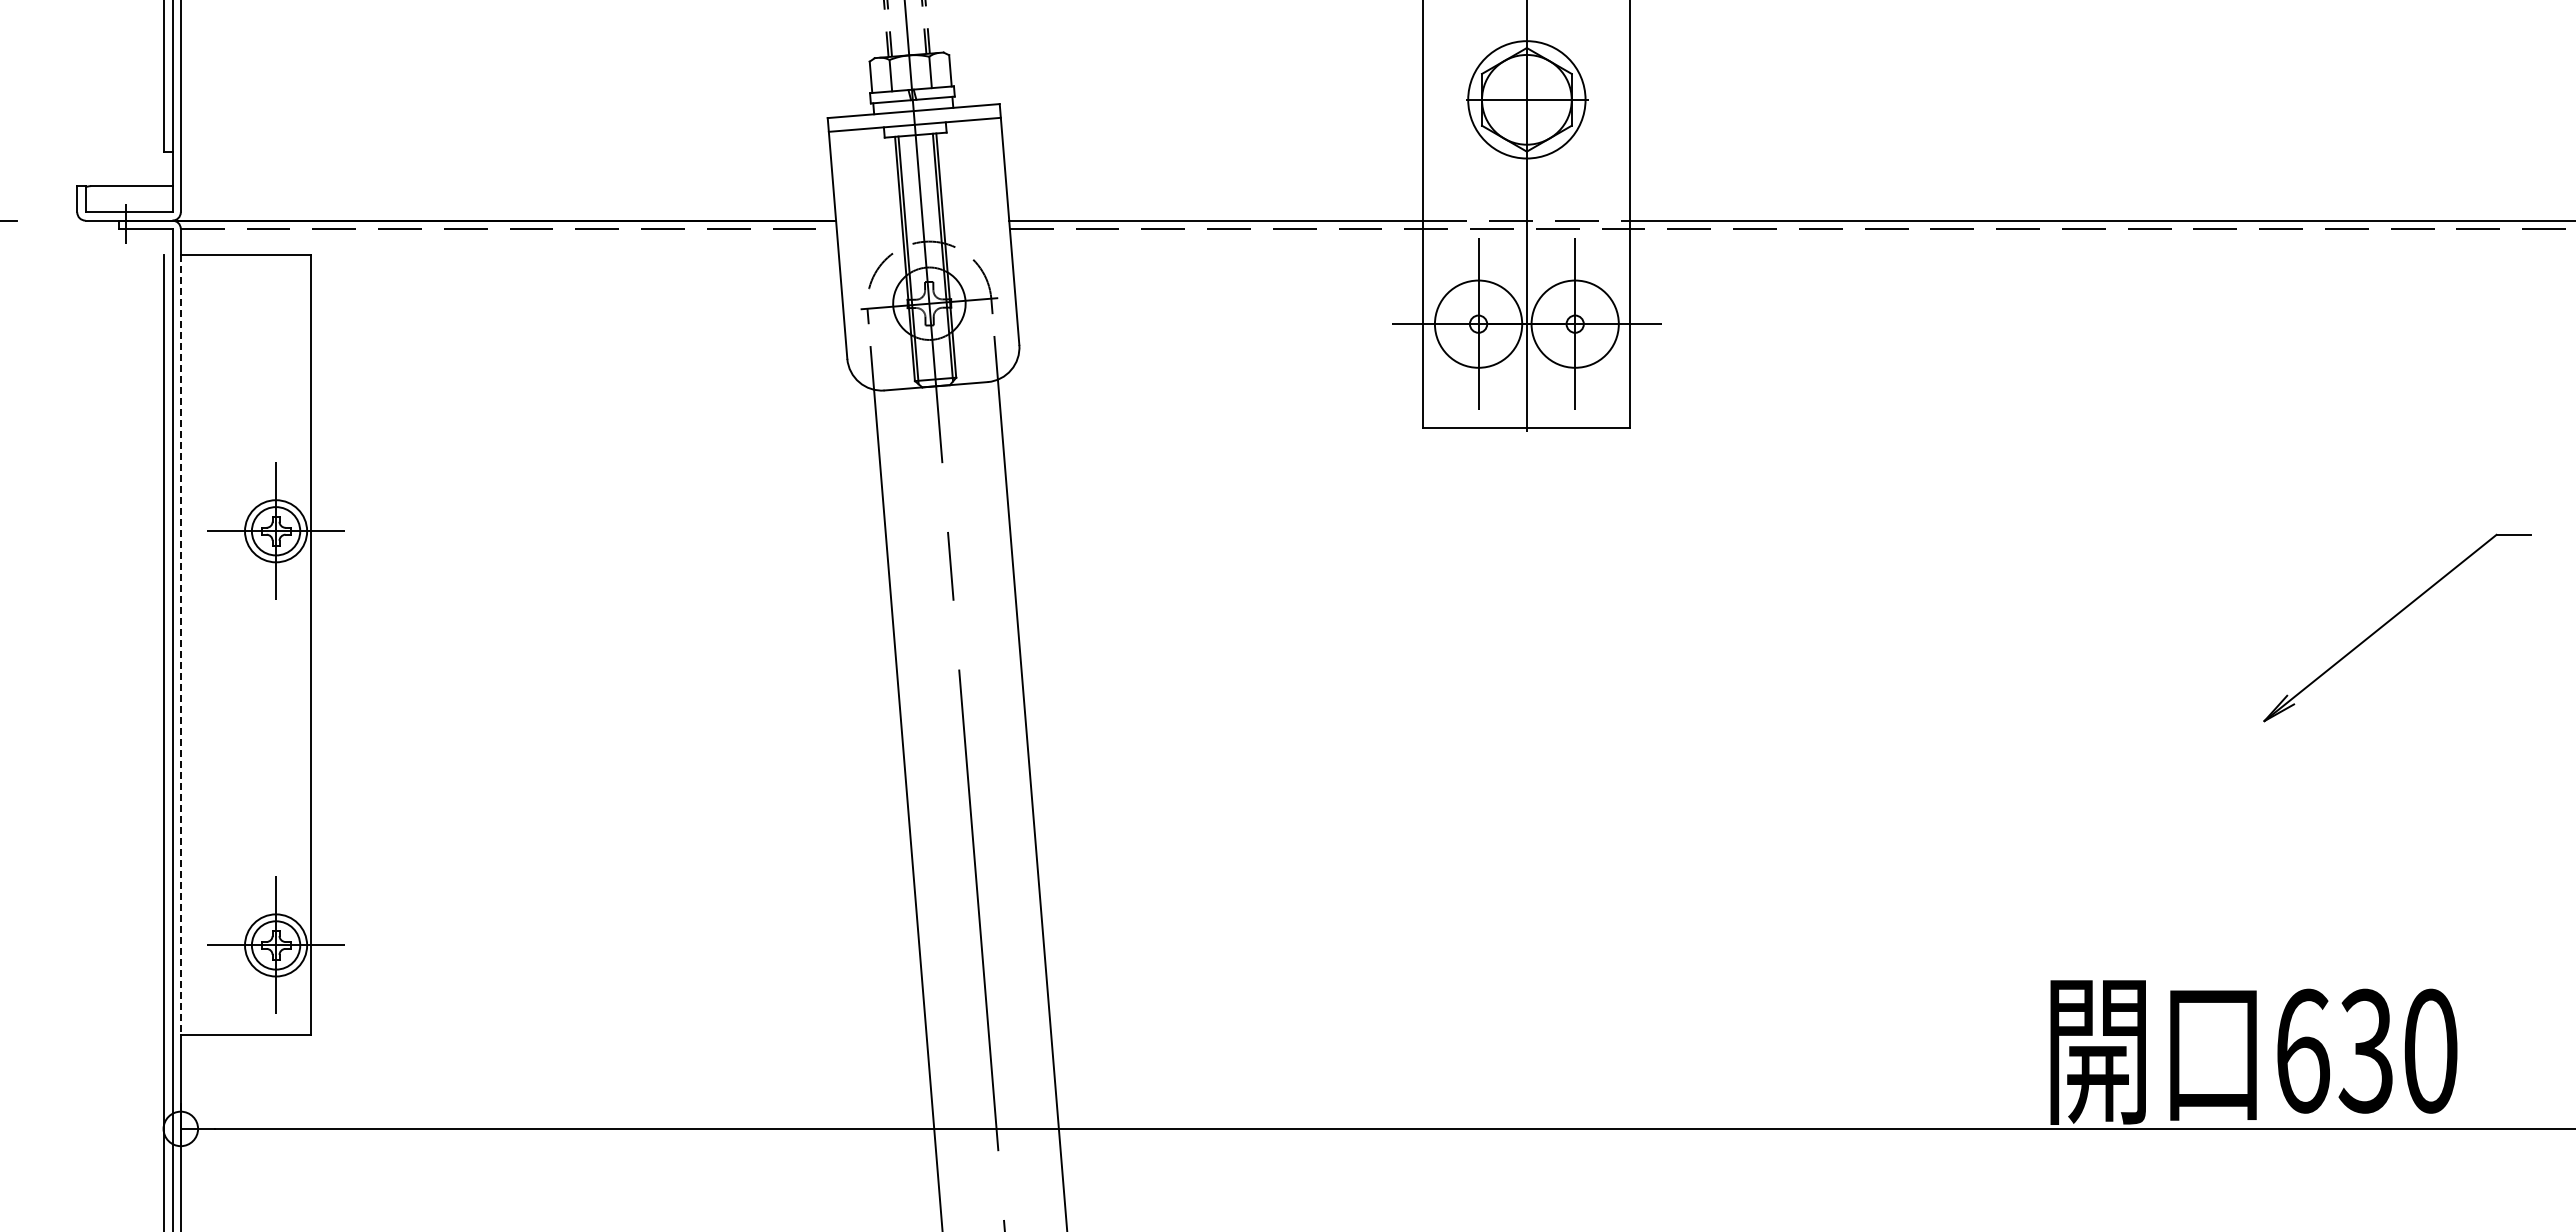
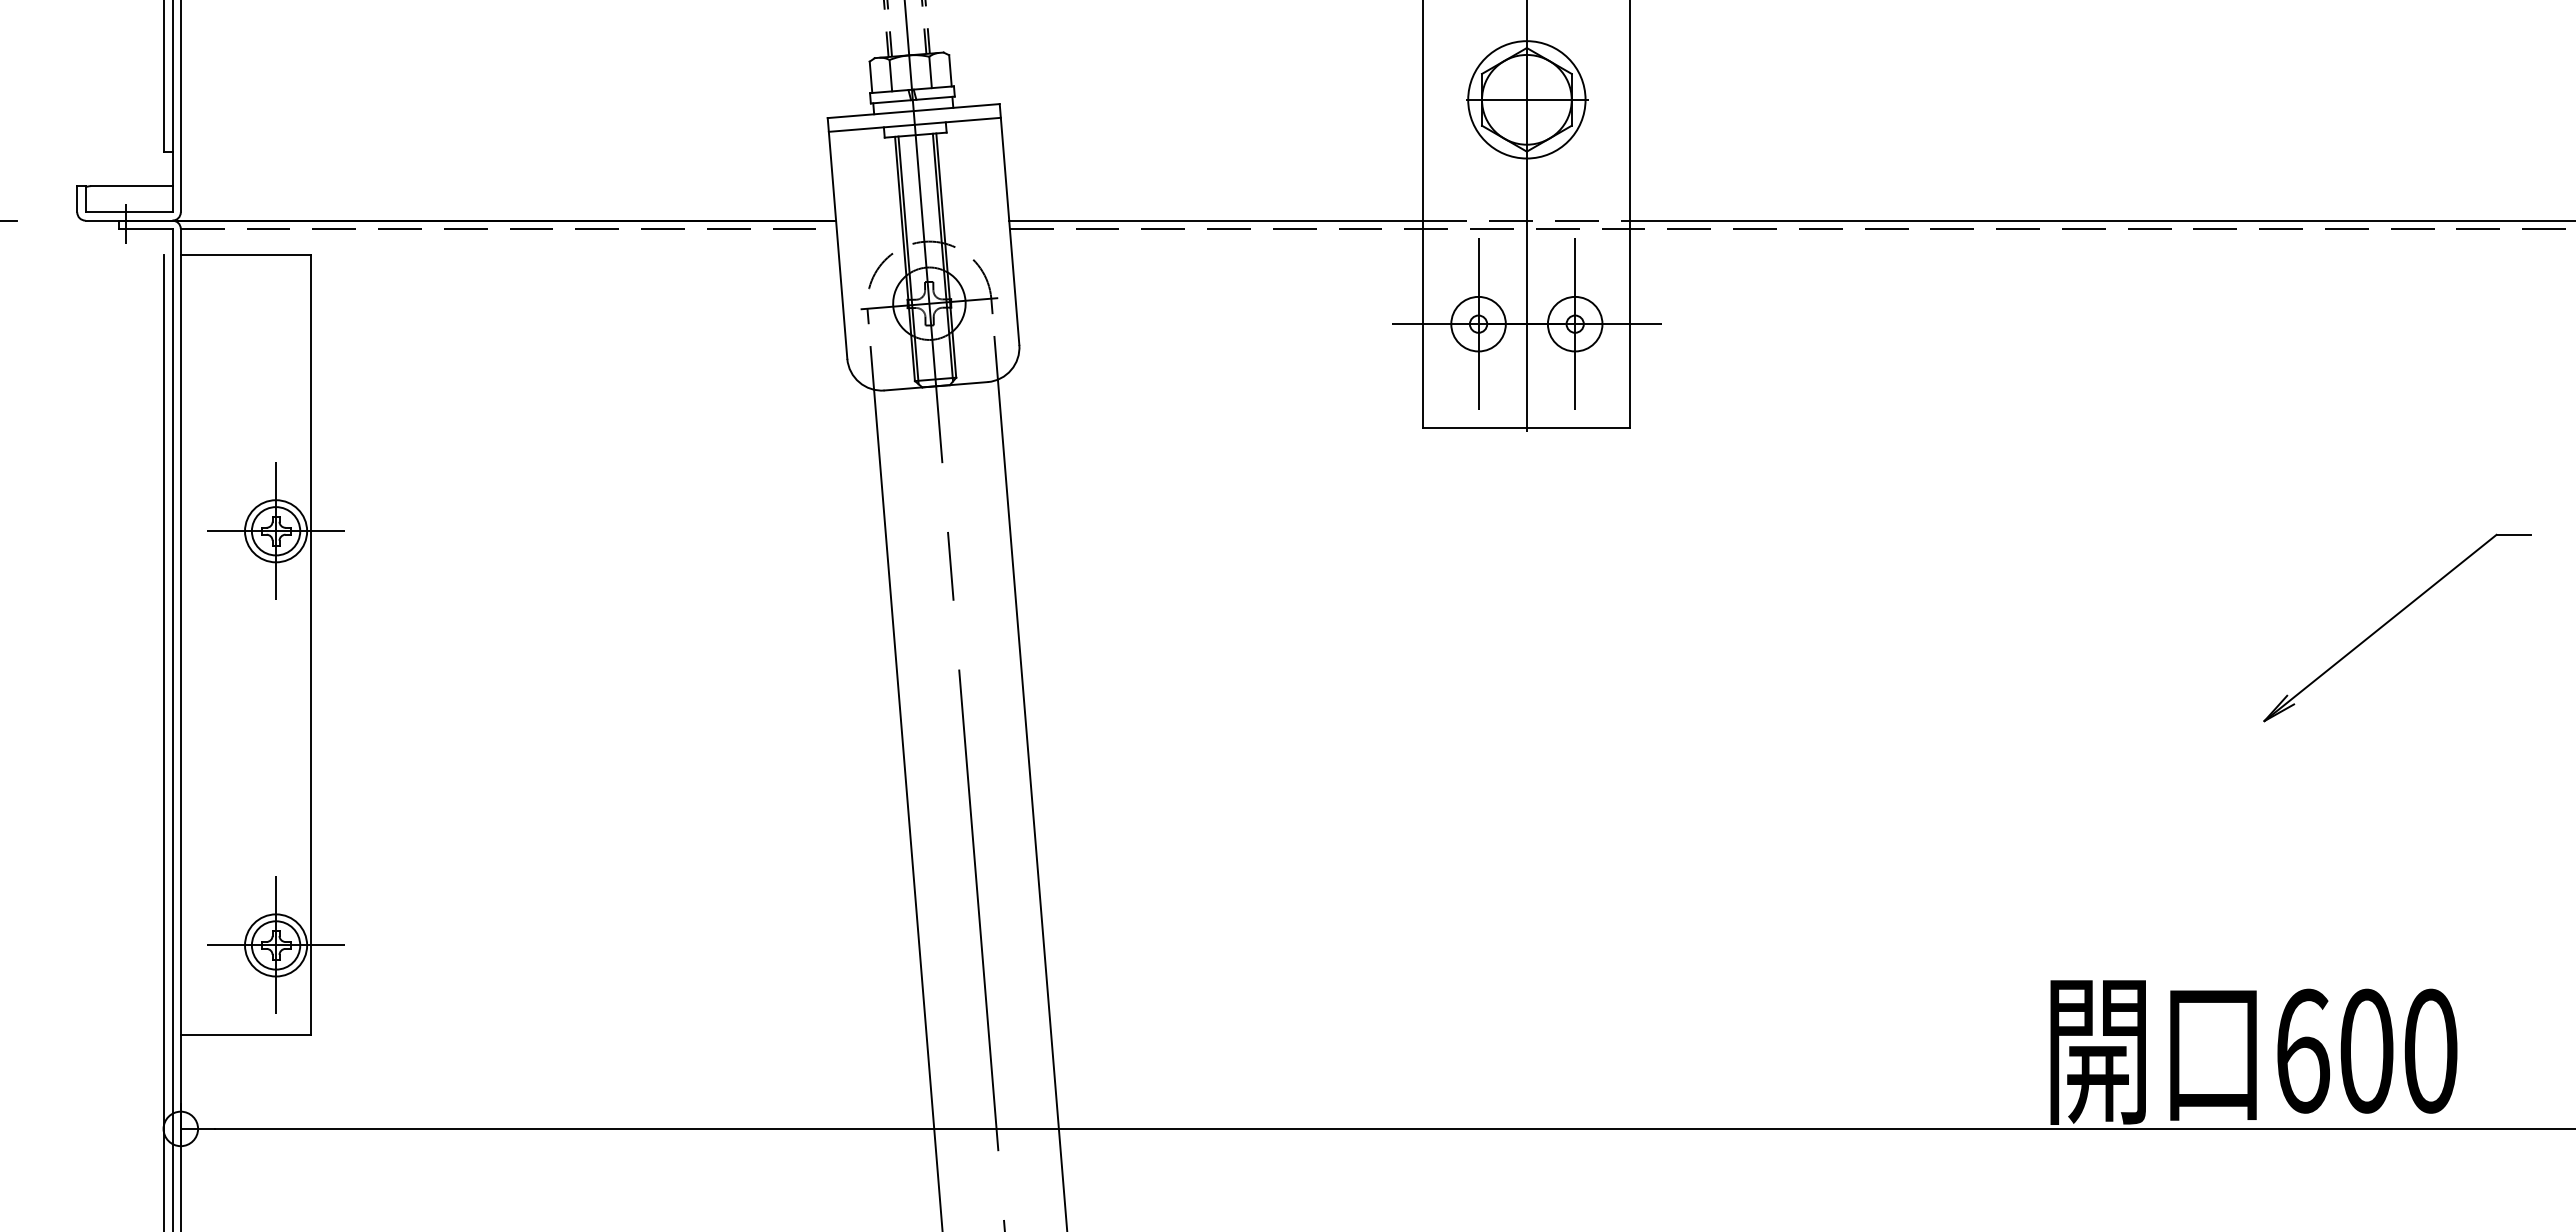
circle diameter: 87 px -> 55 px (1478, 323)
circle diameter: 87 px -> 55 px (1574, 323)
line: dashed -> solid (180, 645)
text: 630 -> 600 (2365, 1050)
